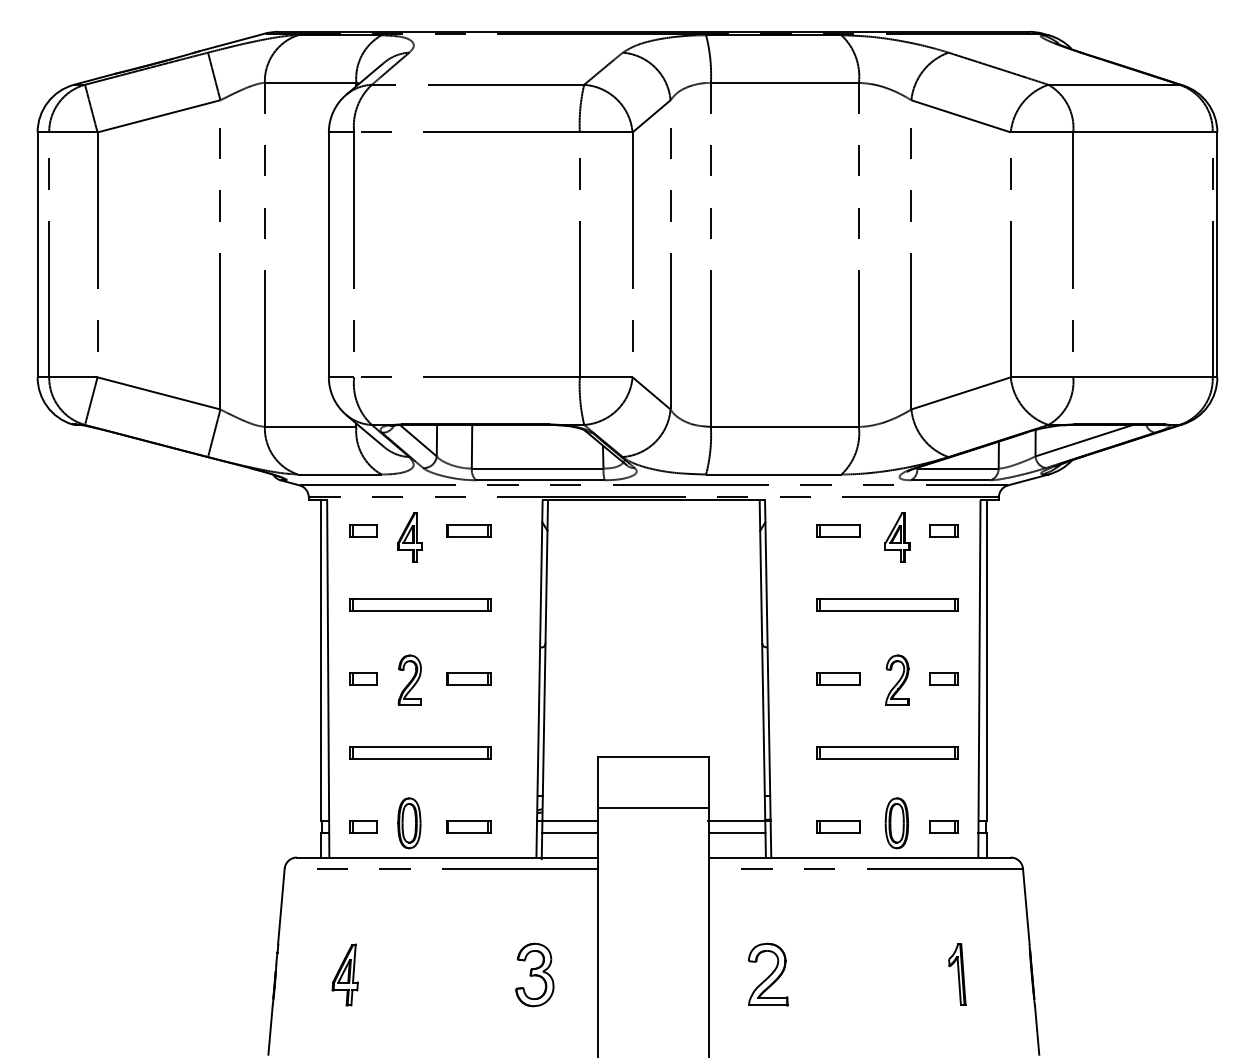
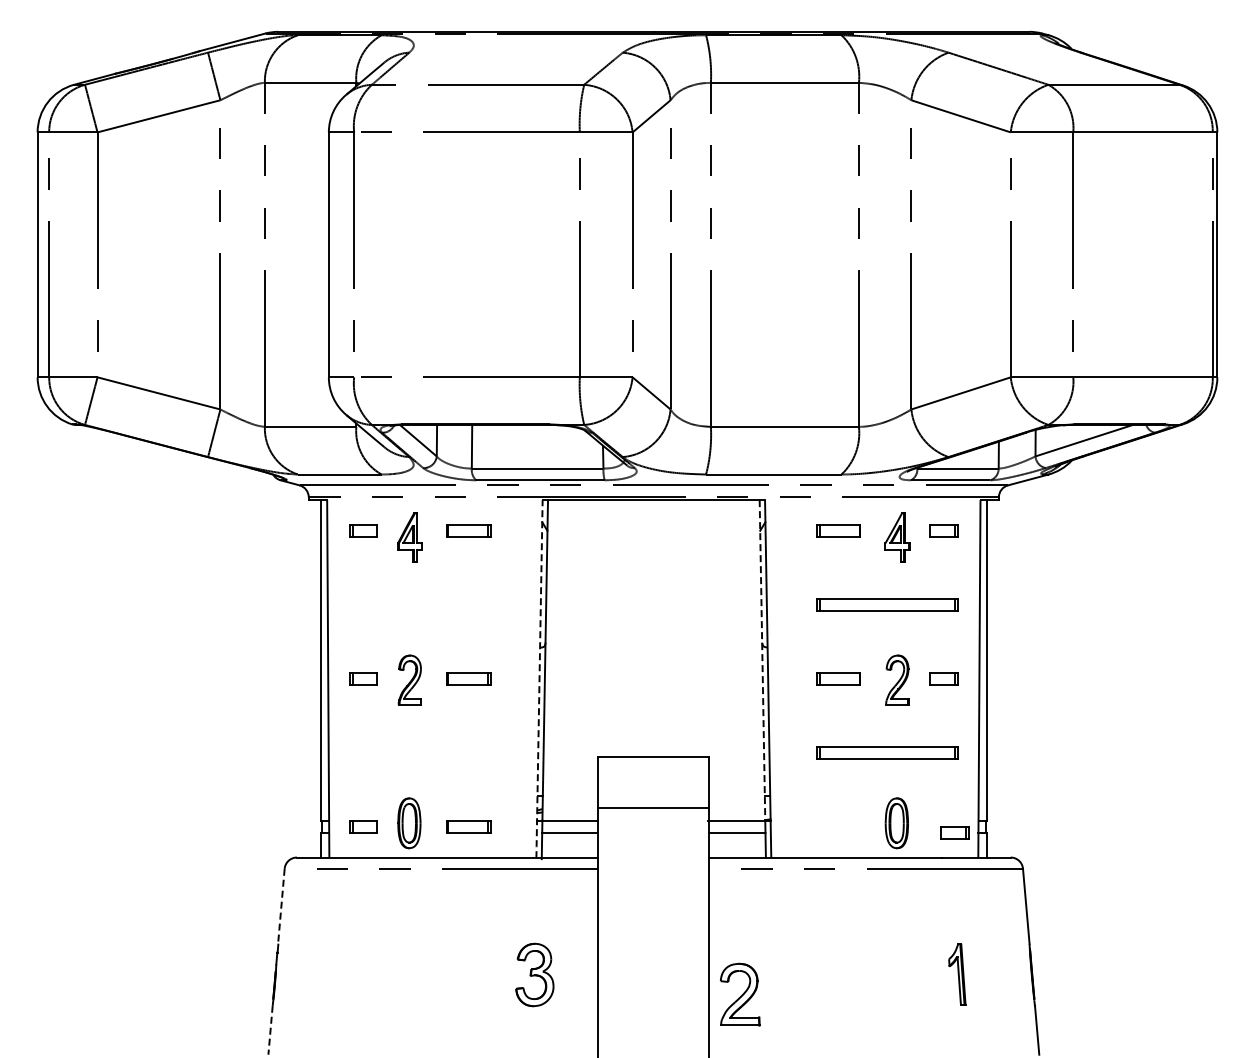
part: present -> none (420, 604)
line: solid -> dashed (762, 660)
line: solid -> dashed (539, 679)
part: present -> none (420, 752)
part: present -> none (838, 826)
part position: (943, 826) -> (954, 832) (954, 832)
line: solid -> dashed (281, 907)
part: present -> none (344, 974)
part position: (768, 974) -> (740, 994) (740, 994)
line: solid -> dashed (270, 1030)
